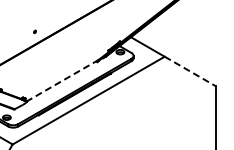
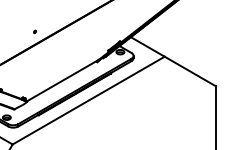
line: dashed -> solid (190, 71)
line: dashed -> solid (62, 80)
